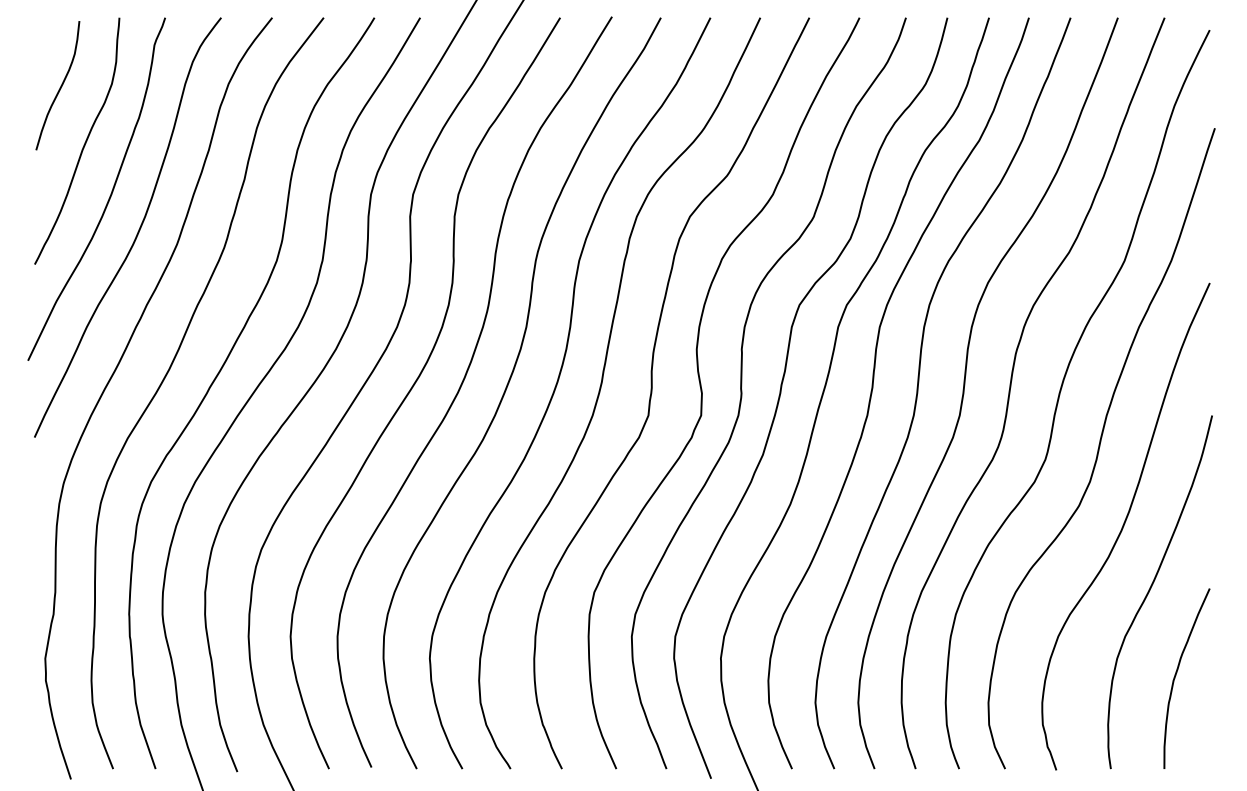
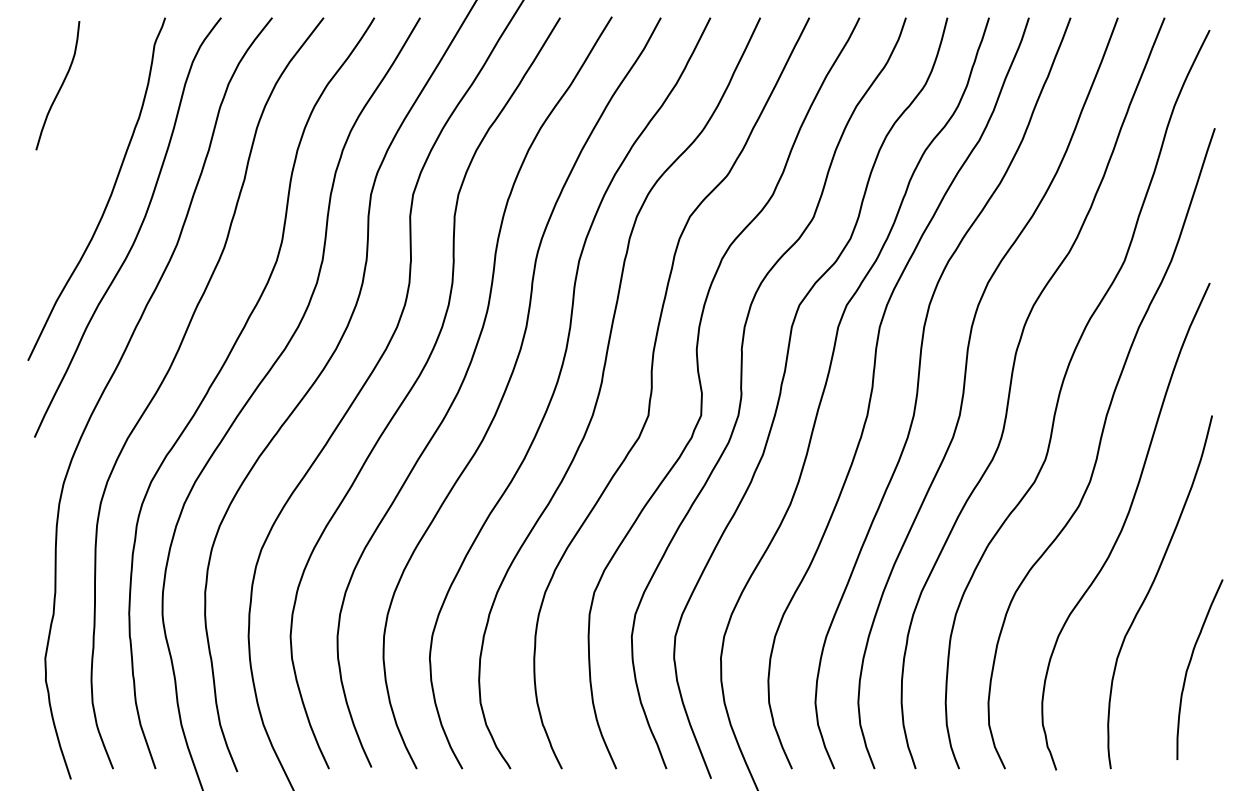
curve: present -> none (83, 144)
curve position: (1176, 675) -> (1189, 666) (1189, 666)
